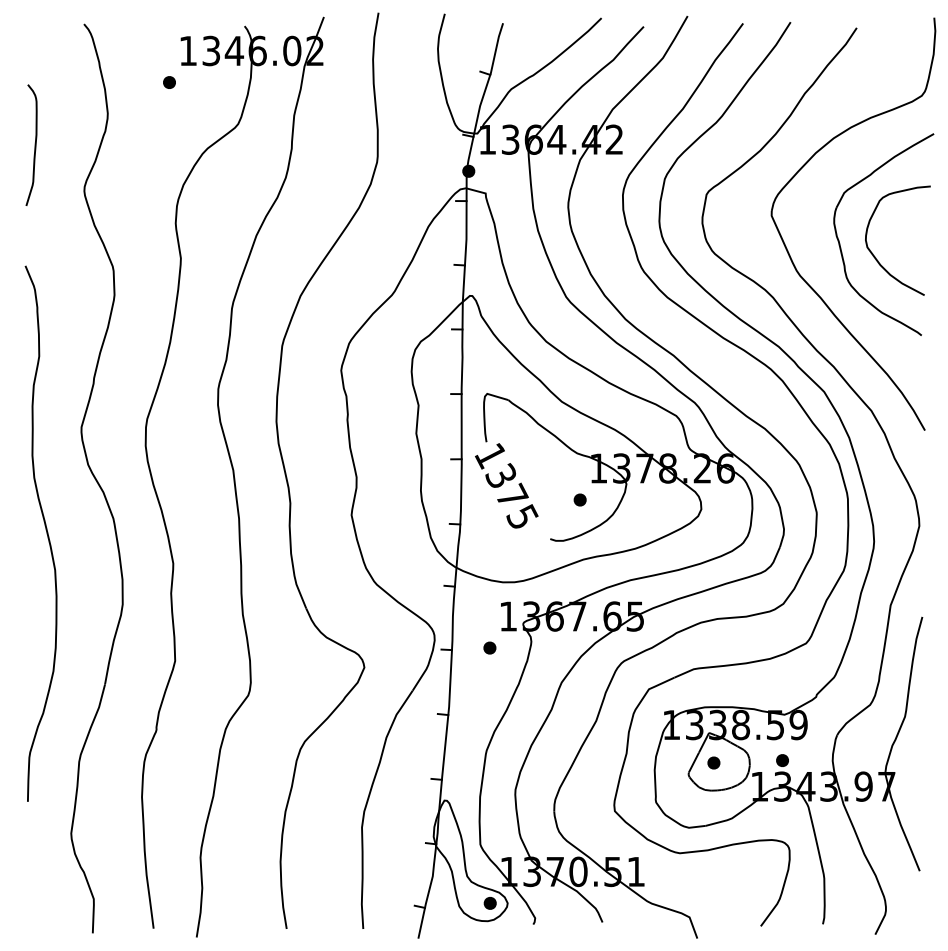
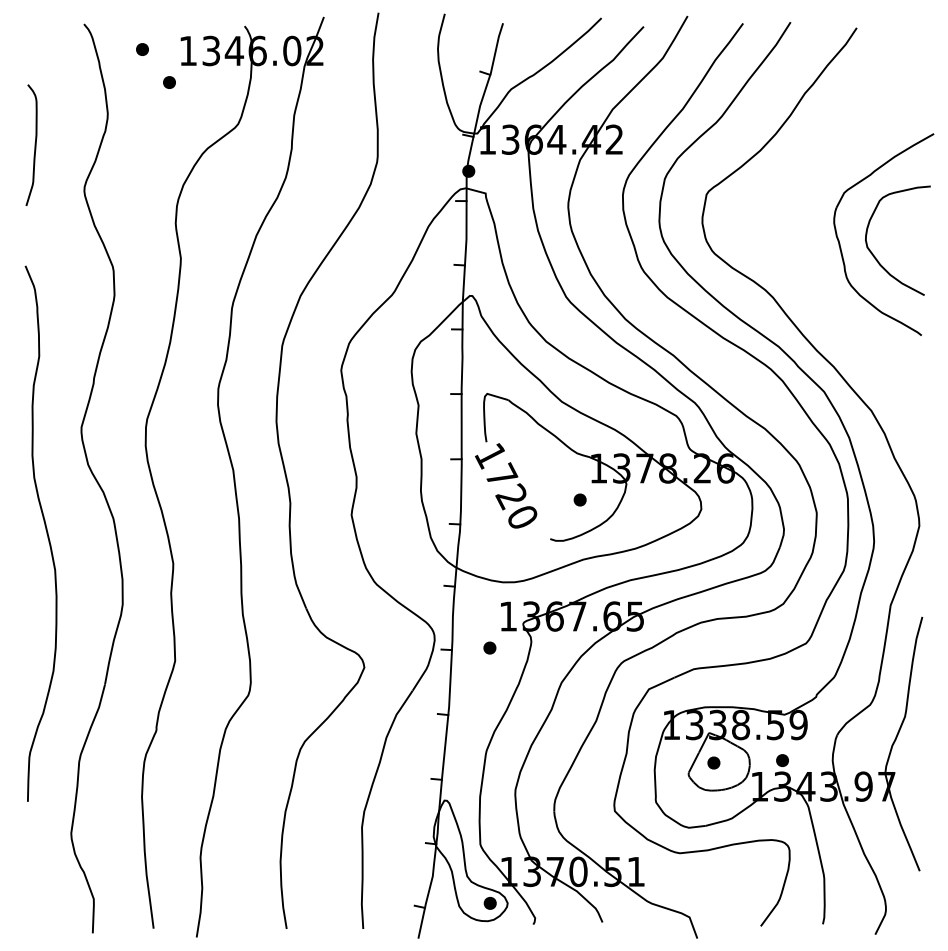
part: none -> present (142, 49)
part: present -> none (789, 252)
text: 1375 -> 1720 (511, 495)
